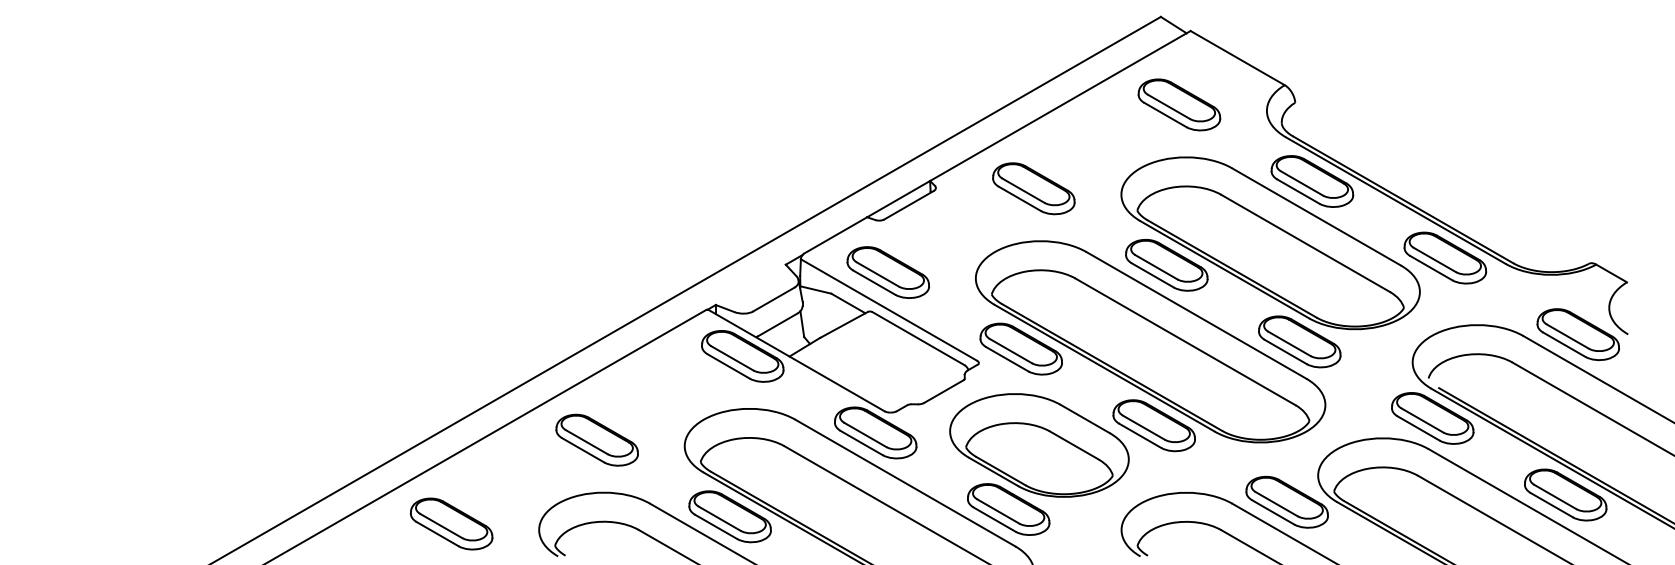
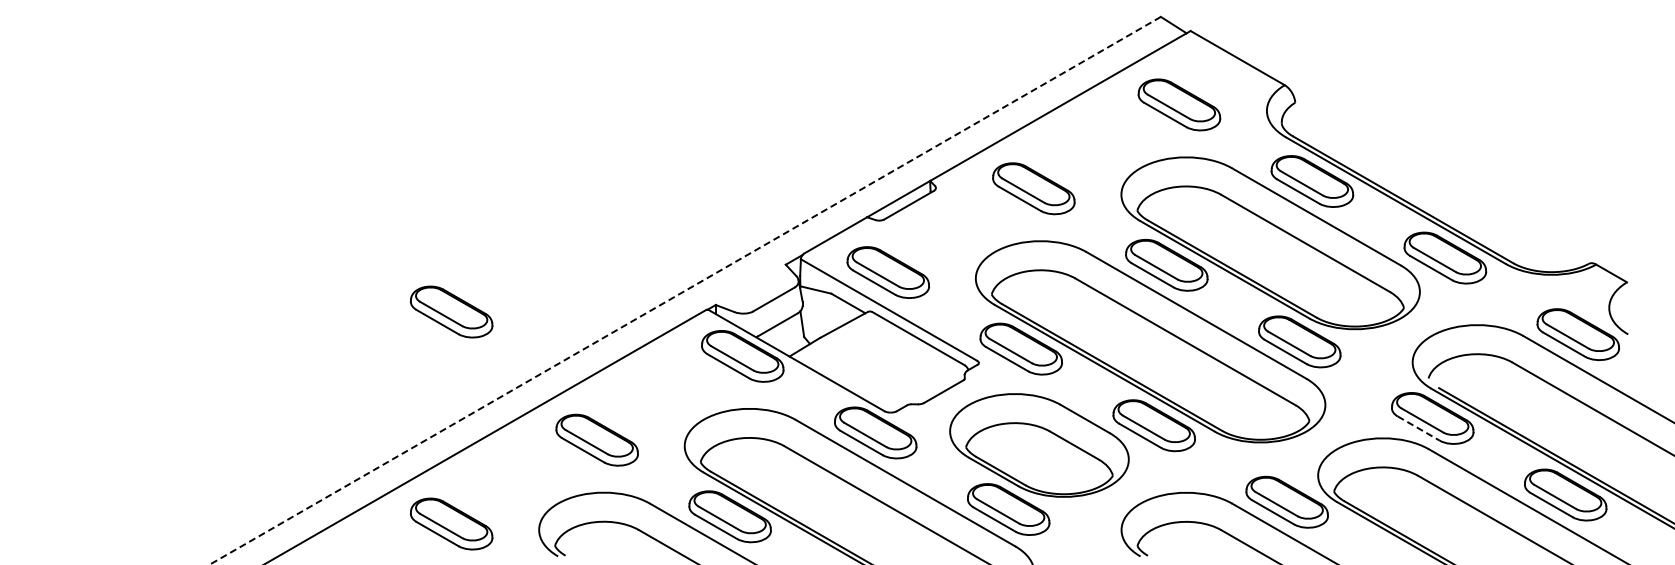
line: solid -> dashed (685, 290)
part: none -> present (451, 311)
line: solid -> dashed (1419, 428)
